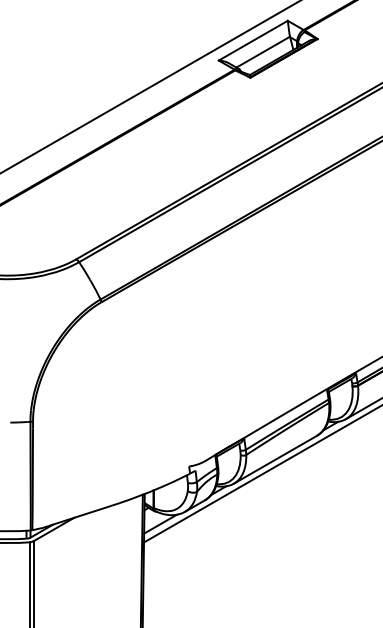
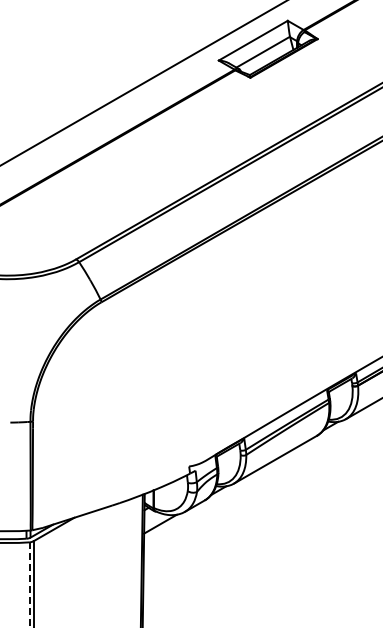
line position: (150, 87) -> (143, 83) (143, 83)
line: present -> none (261, 474)
line: solid -> dashed (29, 585)
